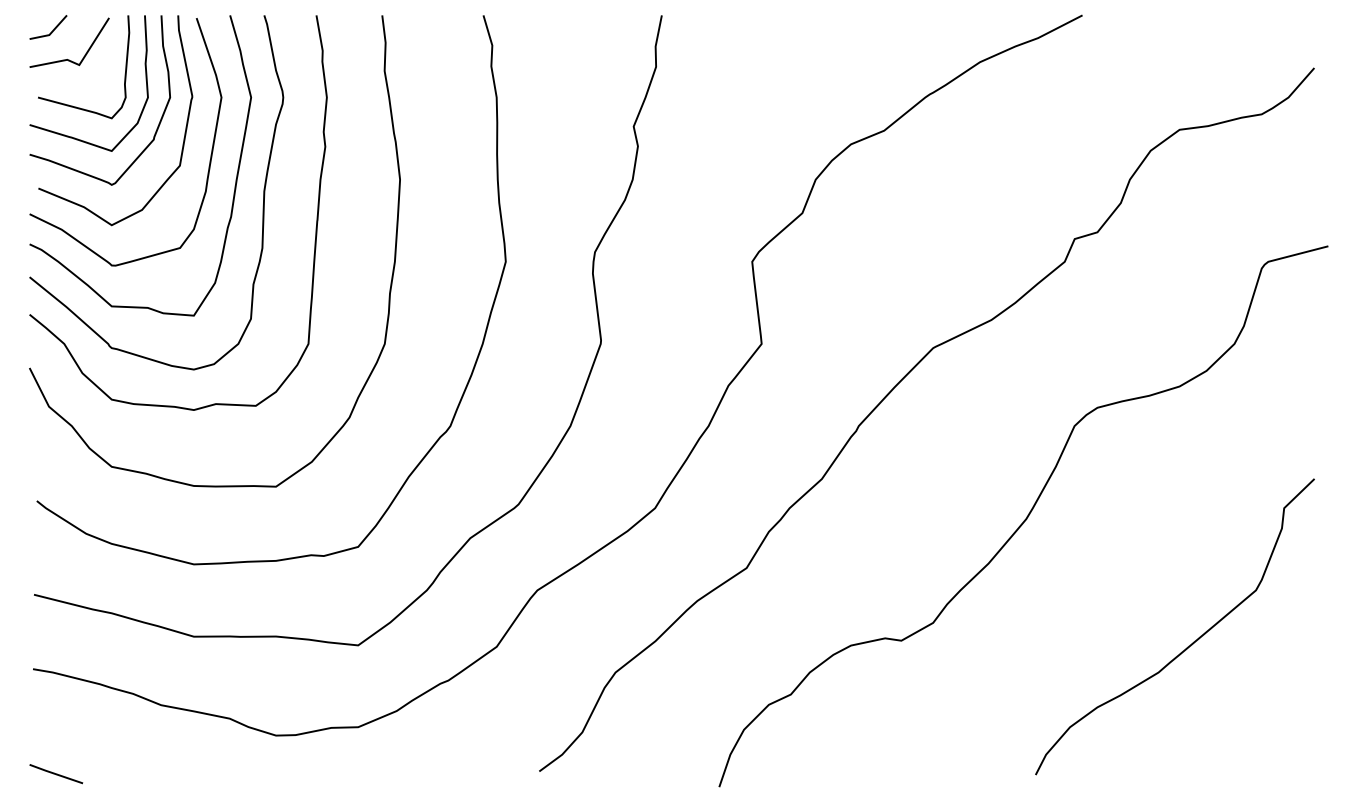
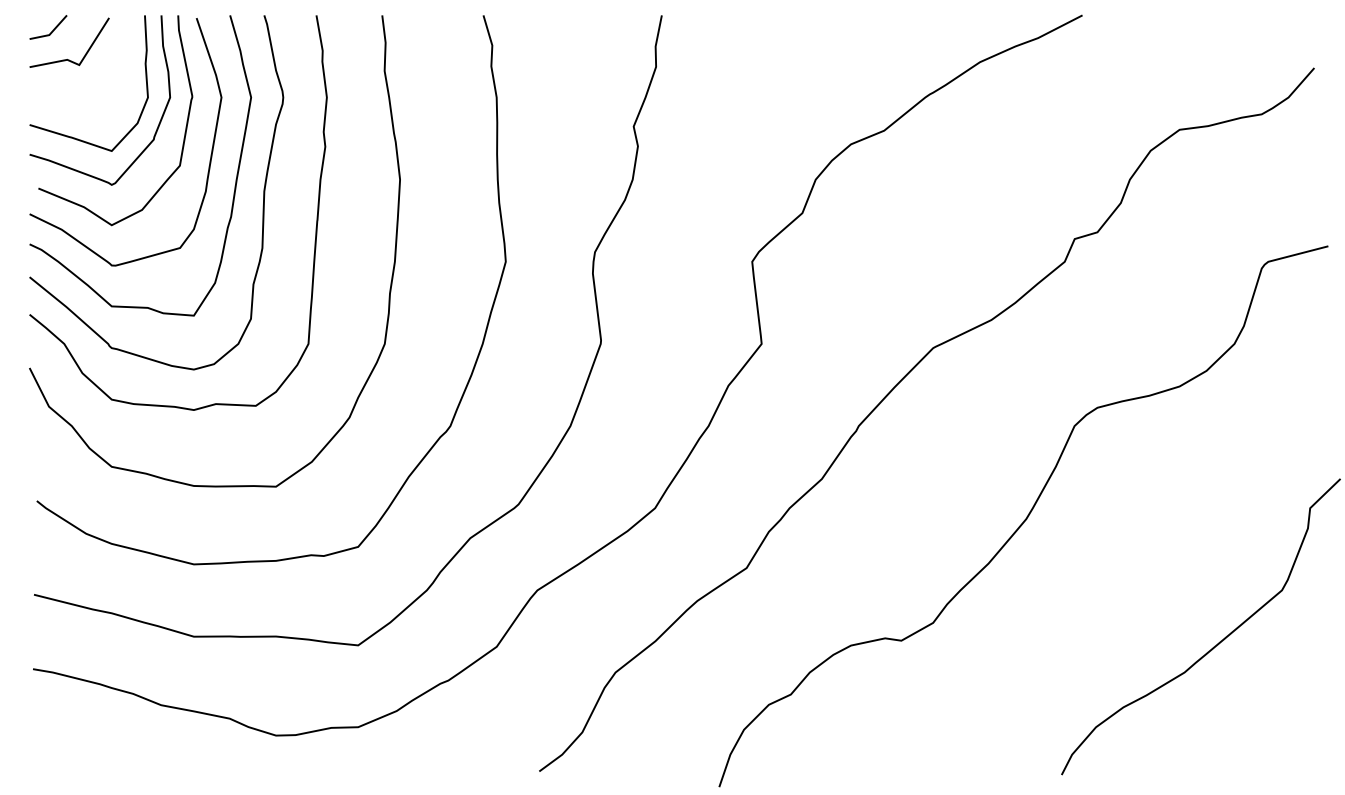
curve: present -> none (76, 106)
curve position: (1187, 646) -> (1213, 646) (1213, 646)
line: present -> none (56, 774)
